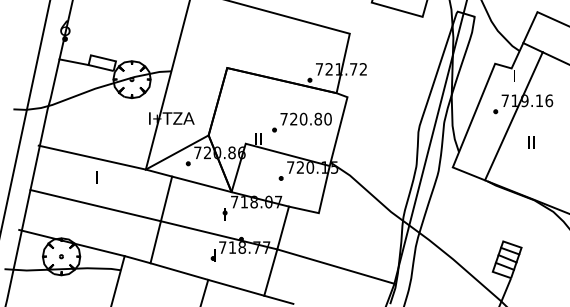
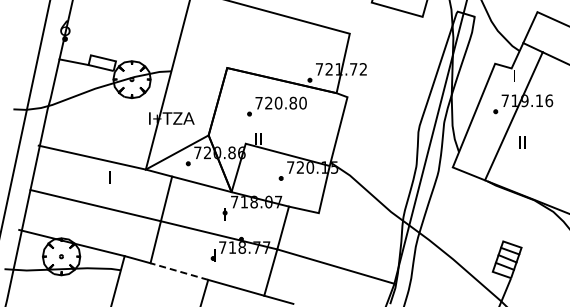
part position: (301, 122) -> (276, 106) (276, 106)
text position: (531, 142) -> (522, 142) (522, 142)
text position: (96, 177) -> (109, 177) (109, 177)
line: solid -> dashed (178, 271)
